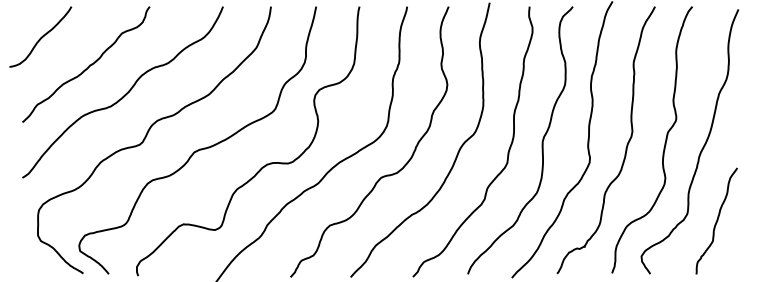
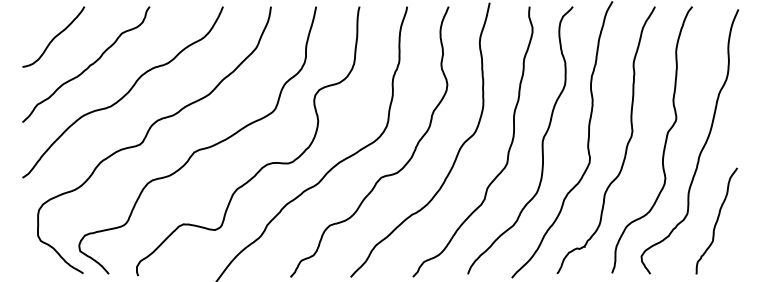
curve position: (41, 36) -> (54, 36) (54, 36)
